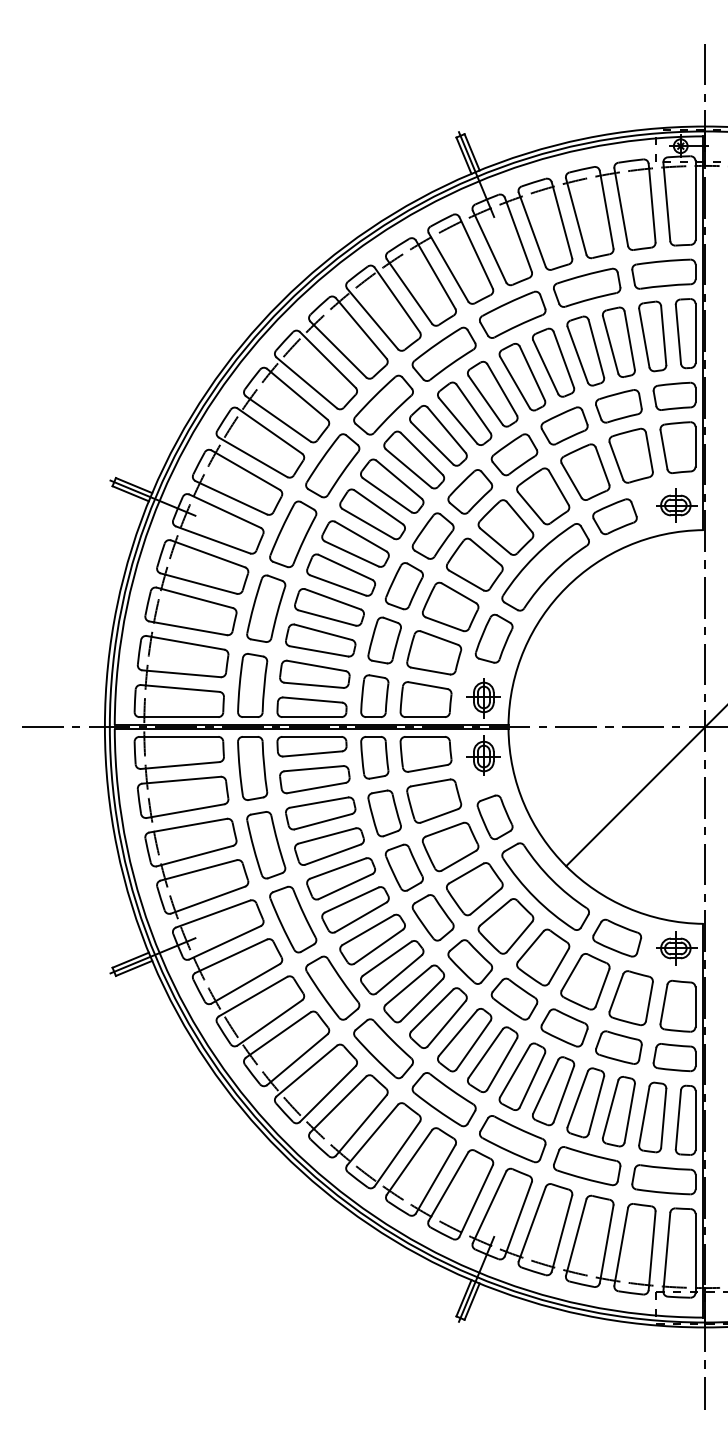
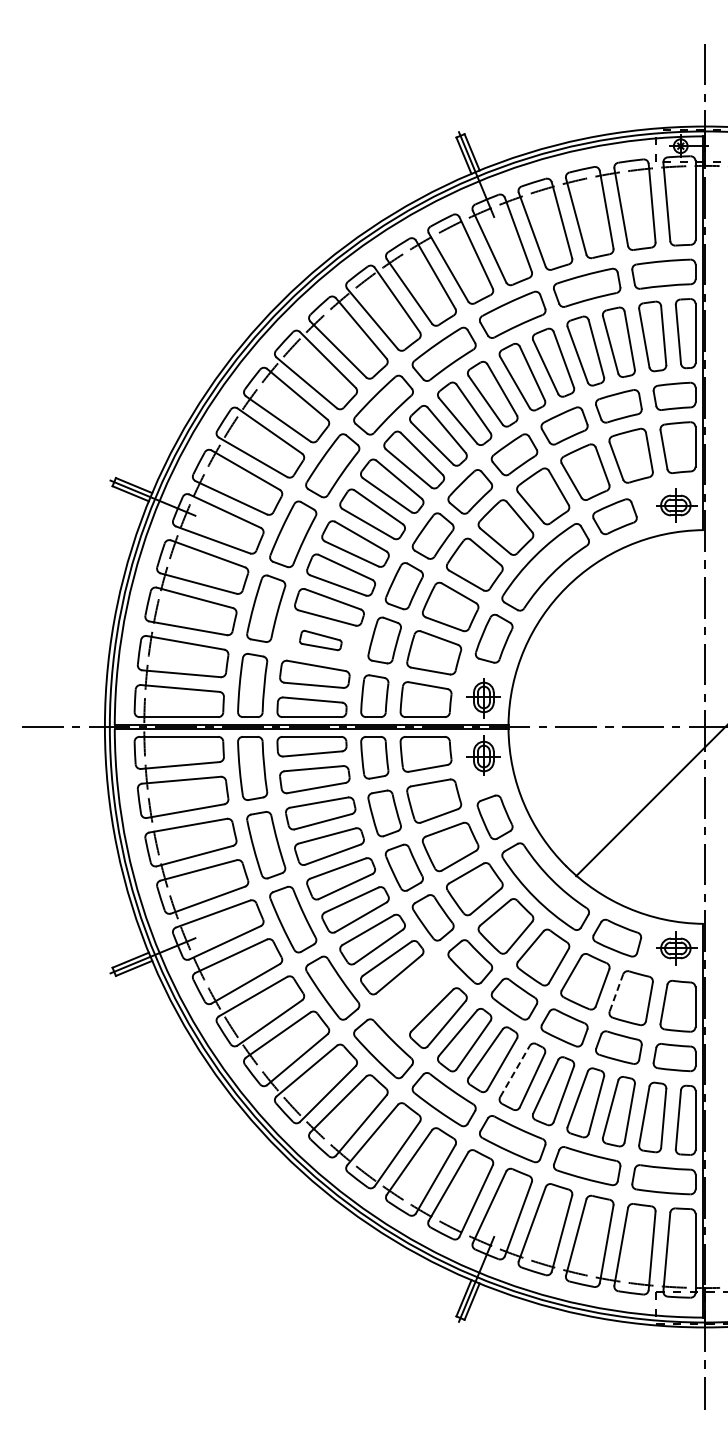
part size: 72x35 px -> 44x23 px (320, 640)
line position: (645, 786) -> (650, 801) (650, 801)
line: solid -> dashed (616, 992)
part: present -> none (413, 993)
line: solid -> dashed (514, 1071)
